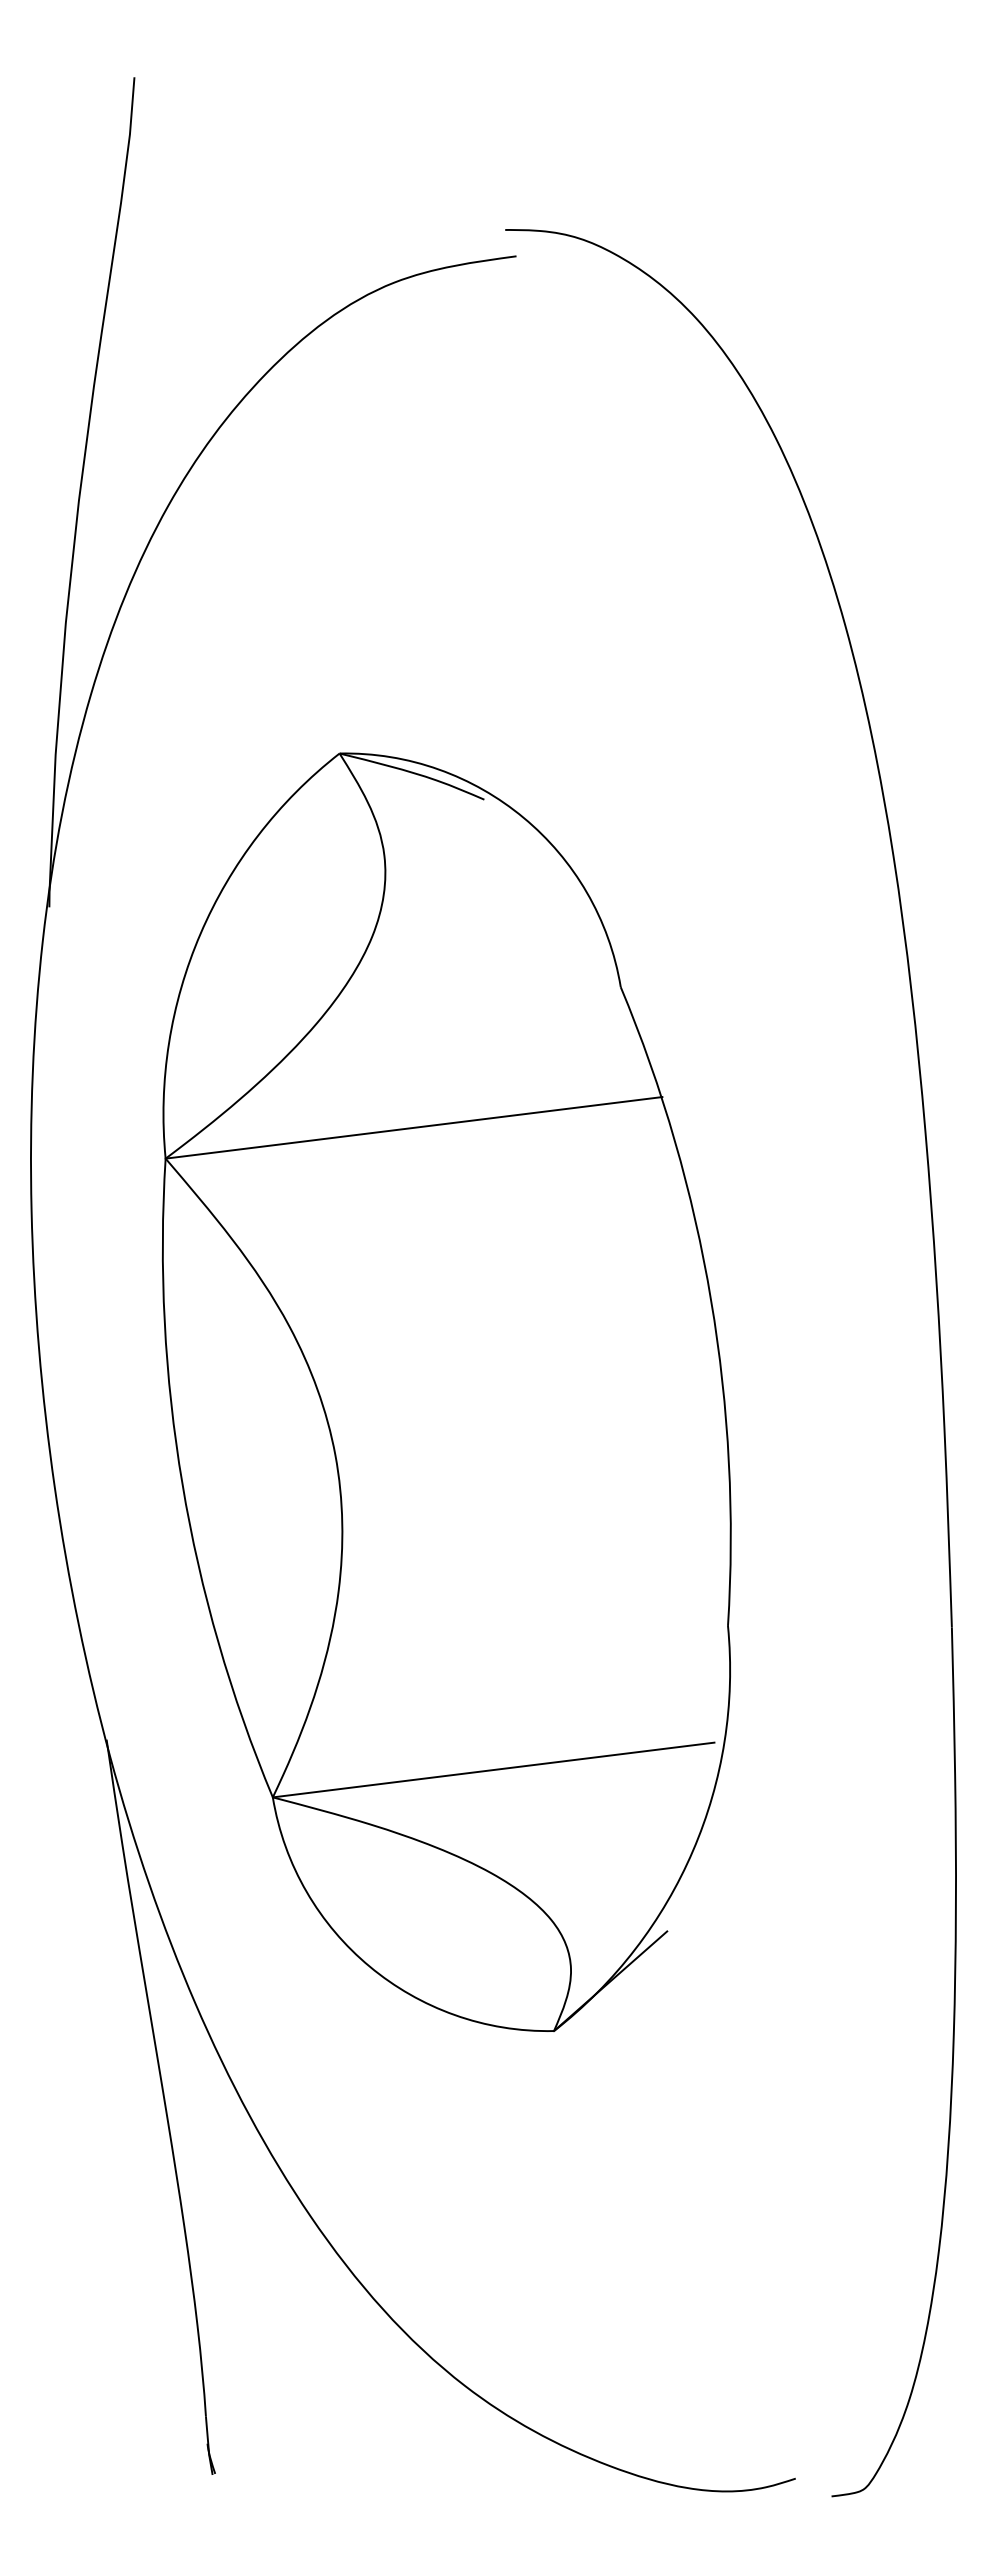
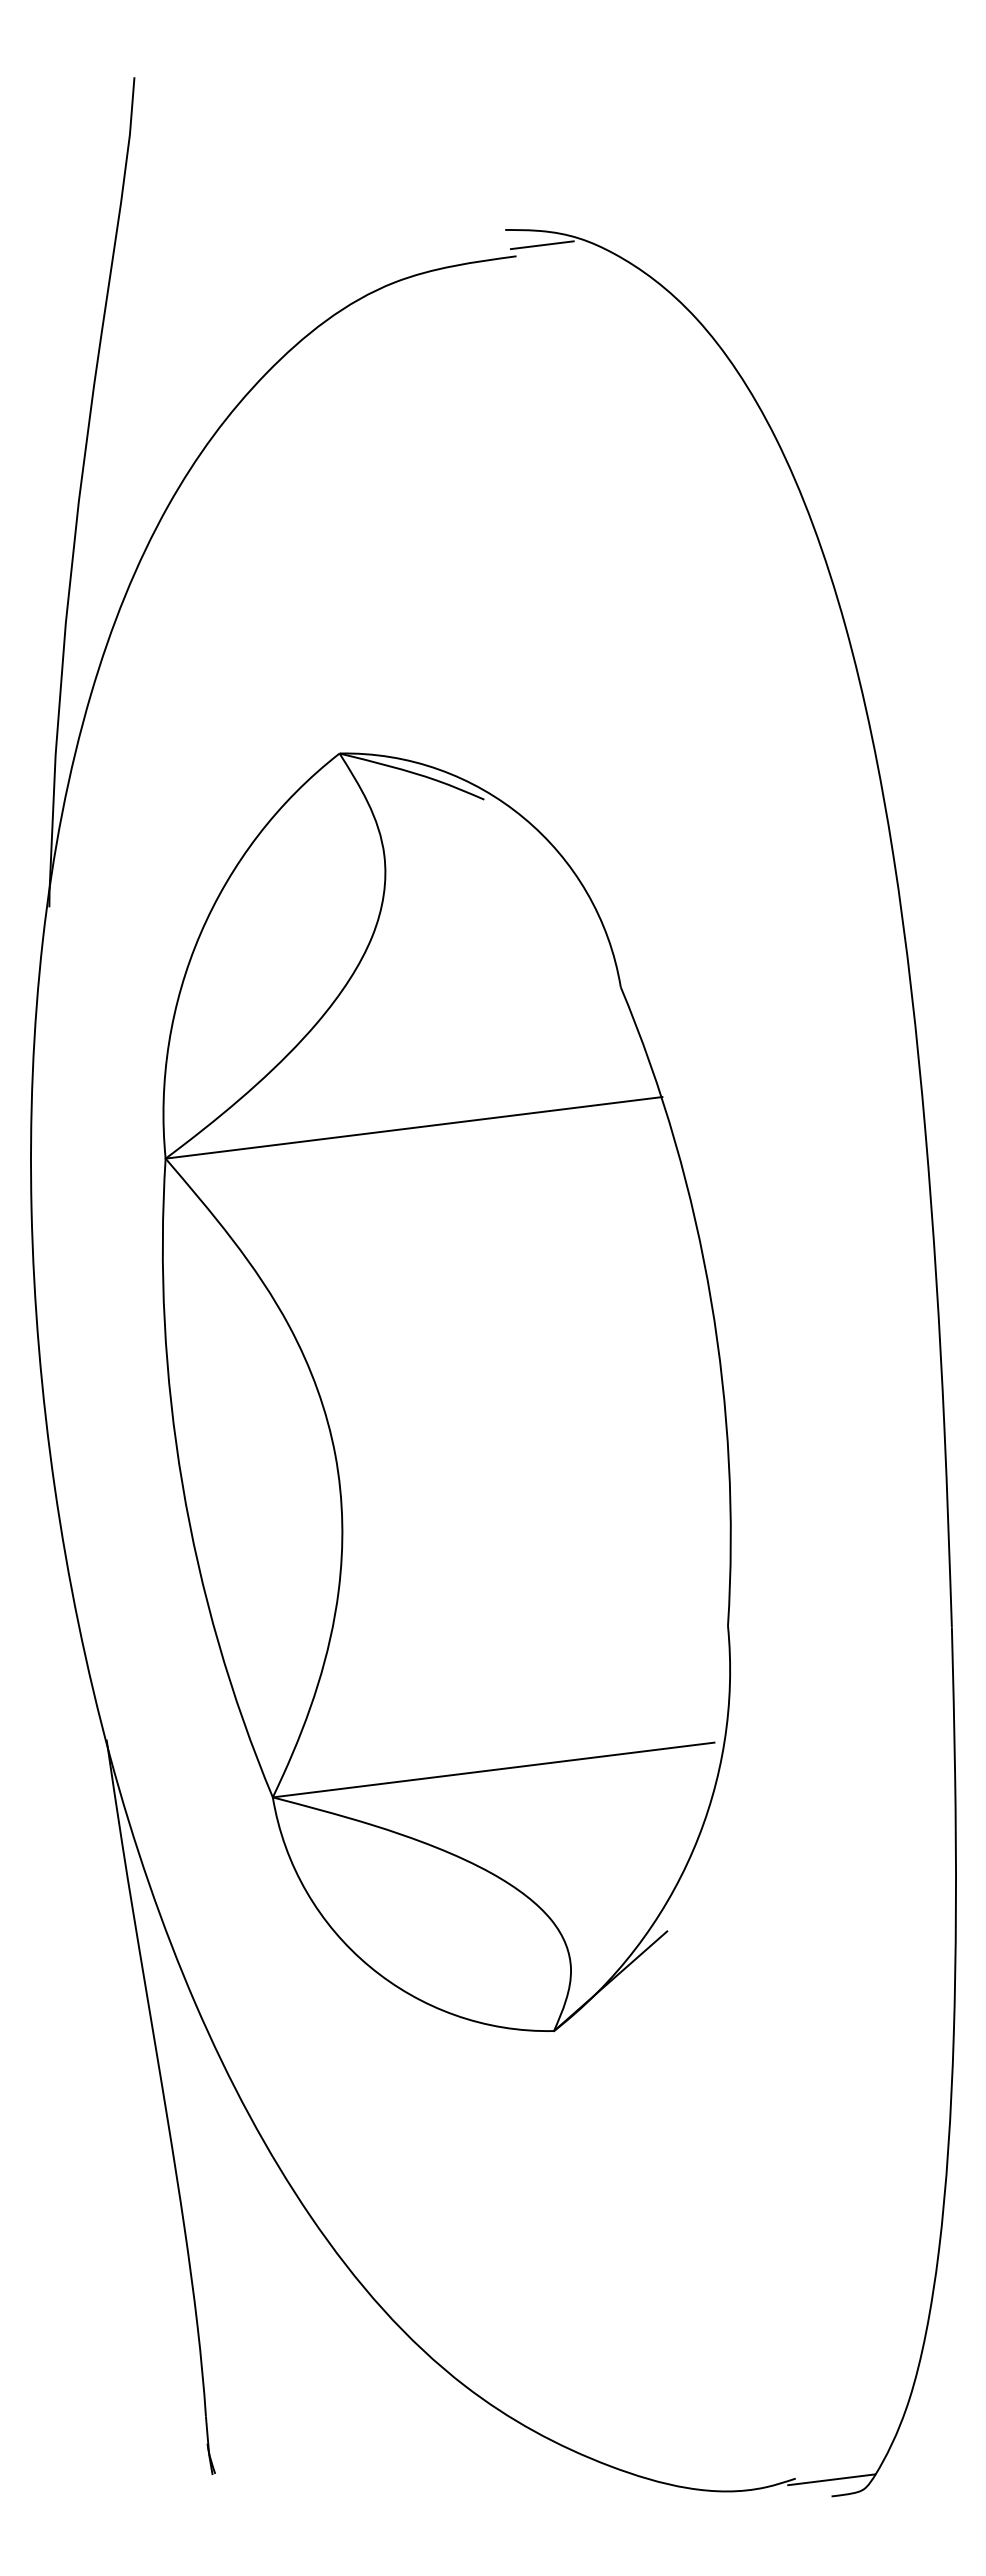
line: none -> present (541, 245)
line: none -> present (831, 2479)
